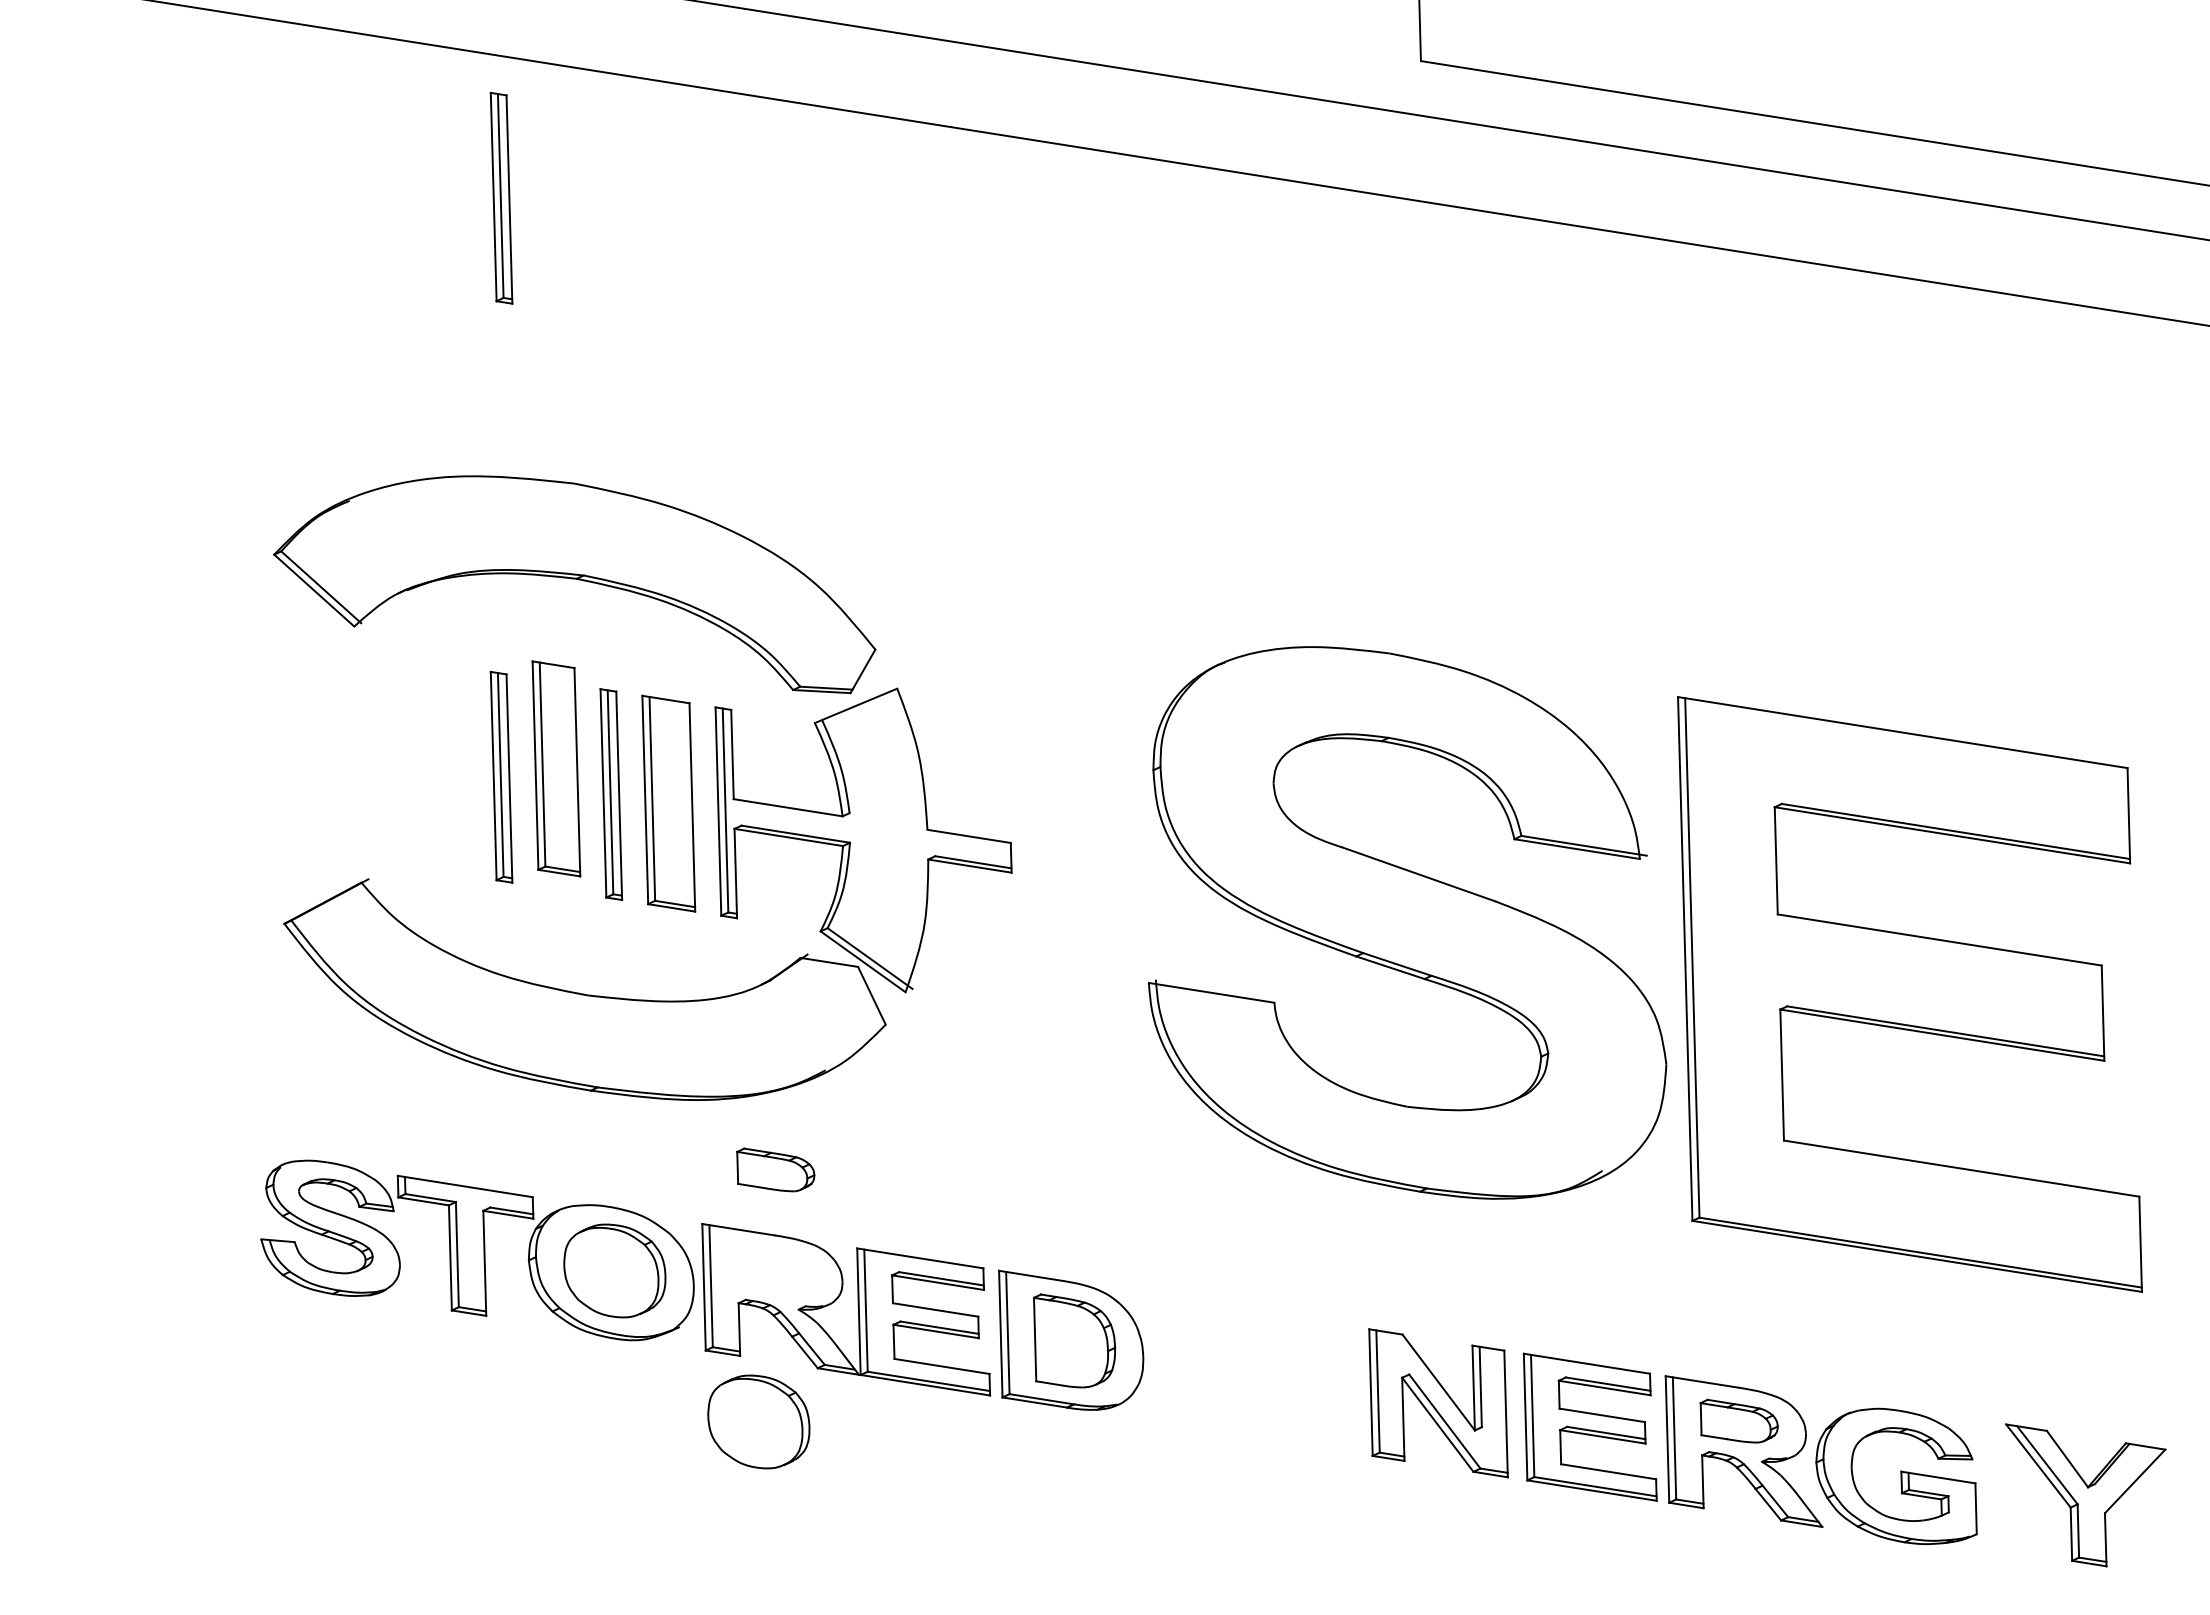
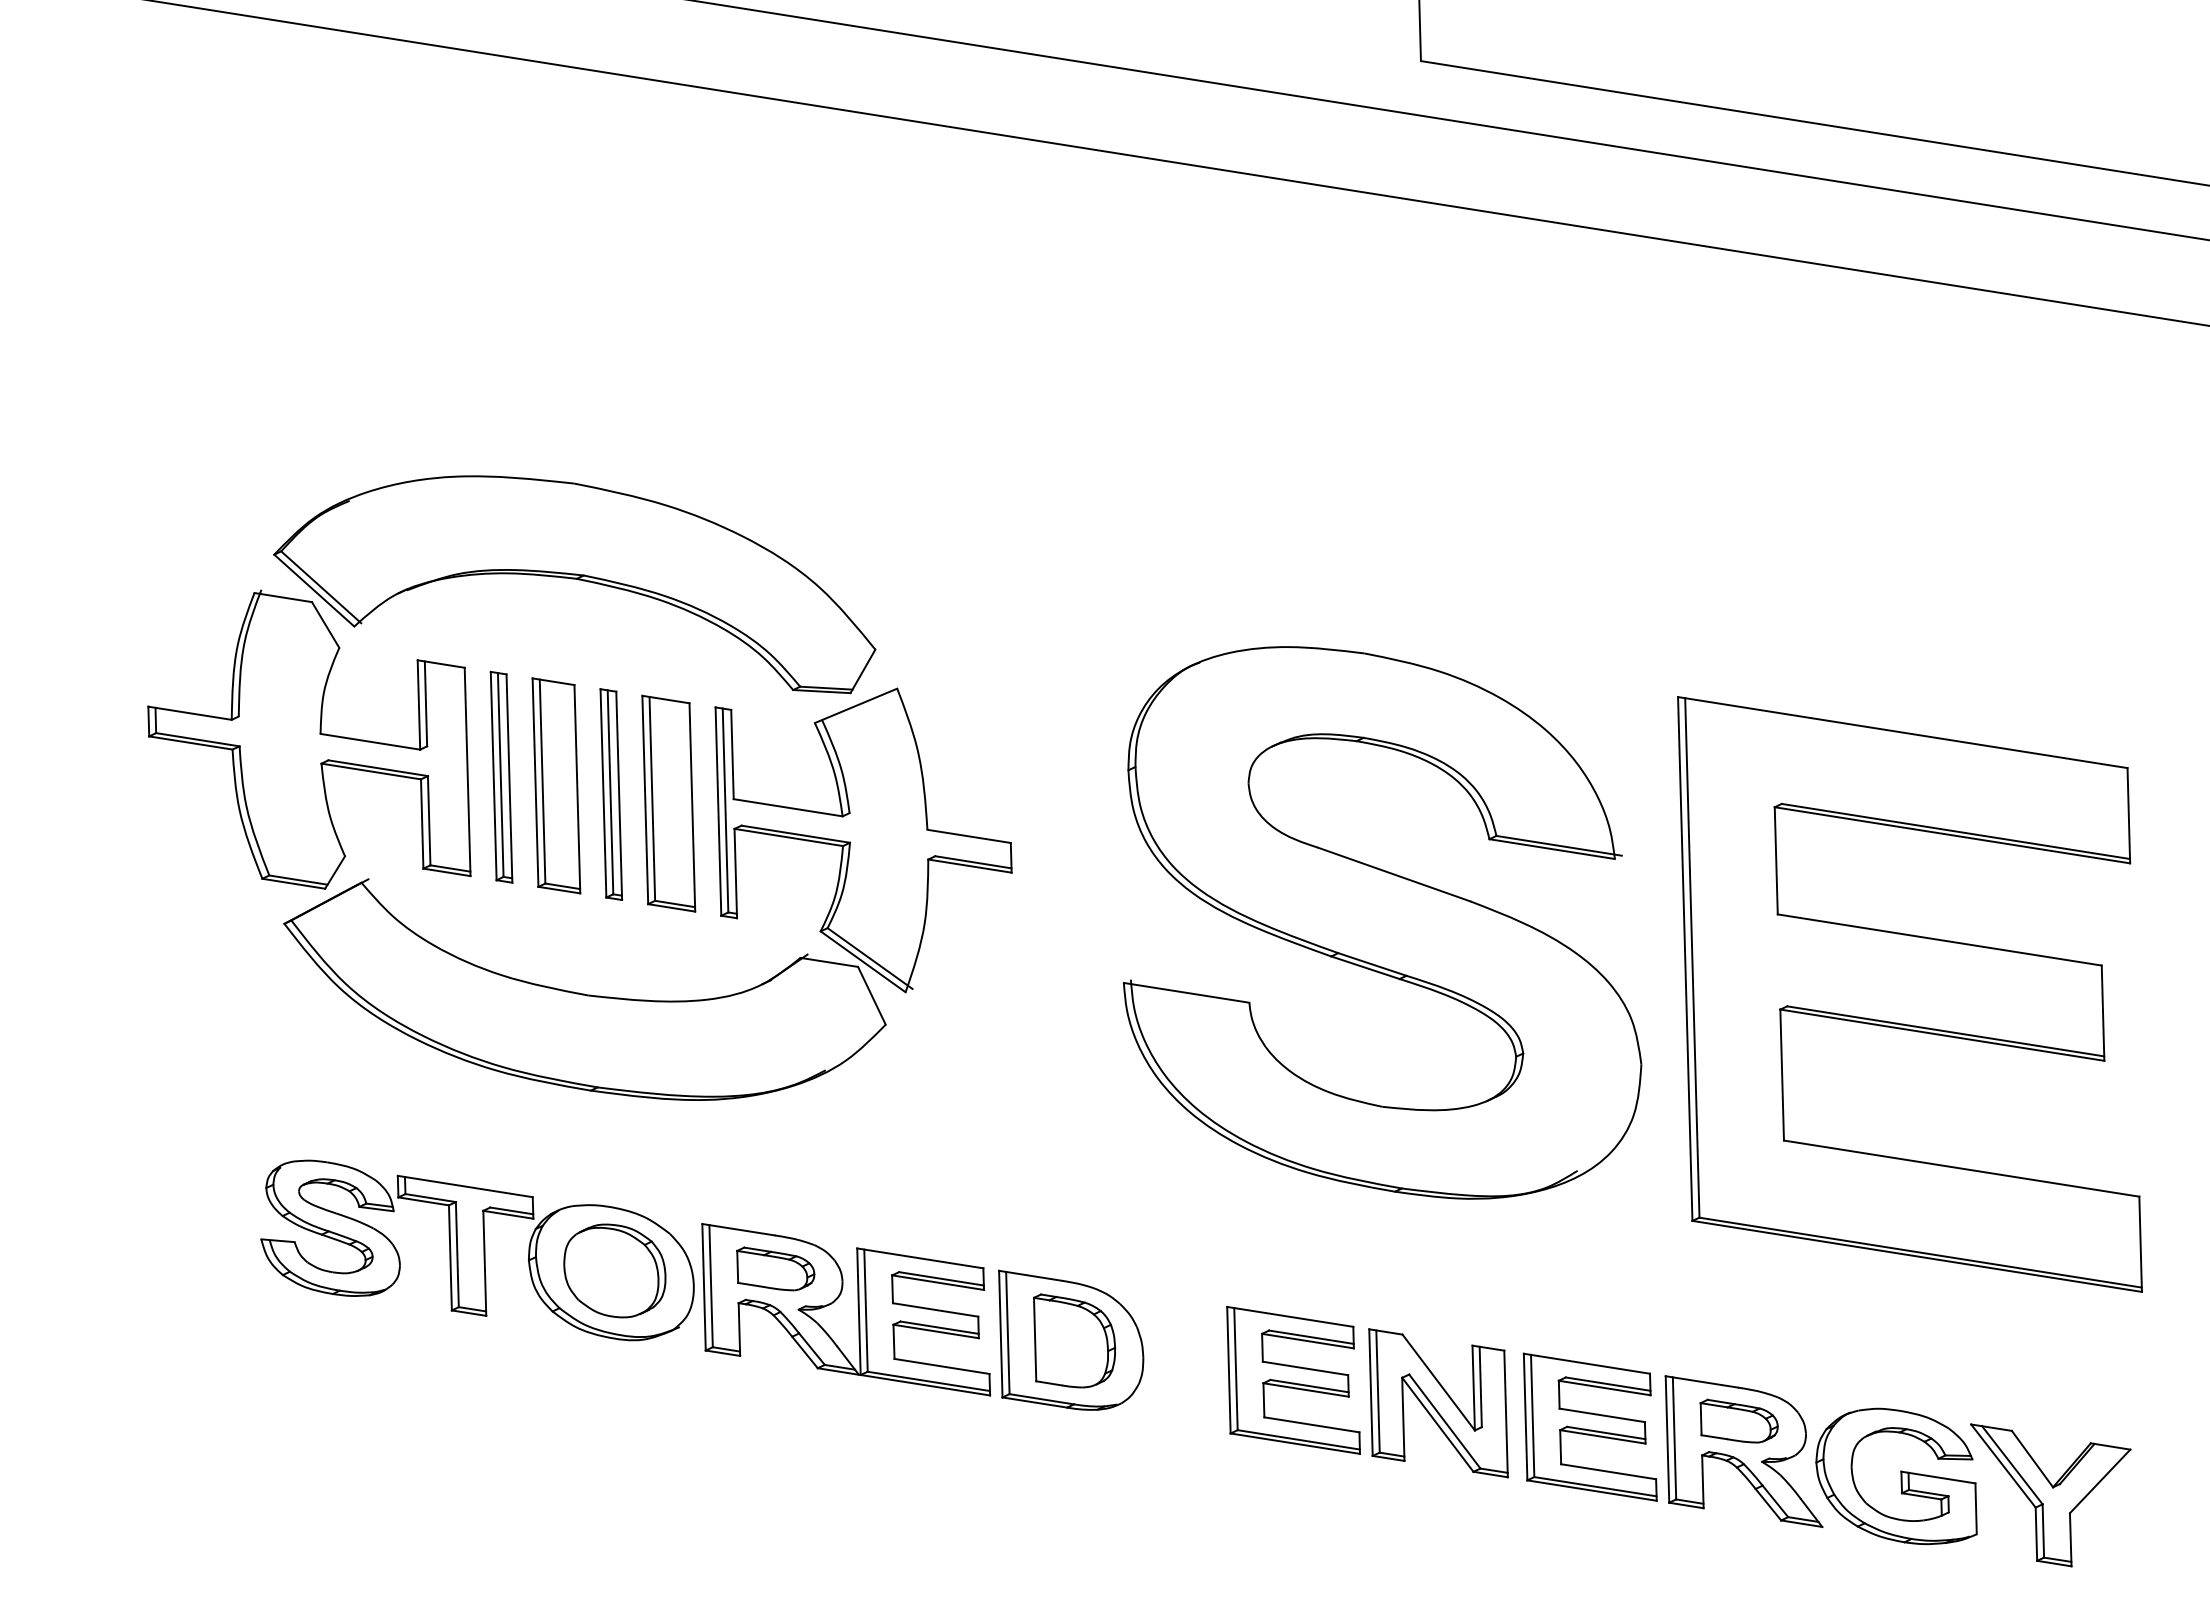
part: present -> none (501, 197)
part: none -> present (309, 739)
part position: (556, 768) -> (556, 785) (556, 785)
part position: (1407, 922) -> (1382, 922) (1382, 922)
part position: (775, 1169) -> (775, 1268) (775, 1268)
part: none -> present (1293, 1380)
part: present -> none (758, 1421)
part position: (2085, 1495) -> (2050, 1495) (2050, 1495)
